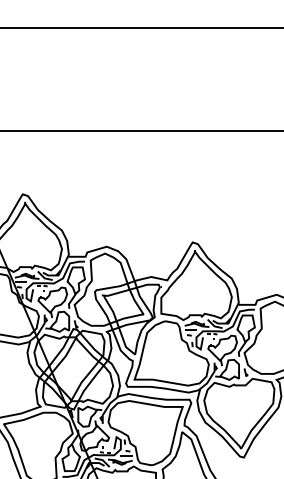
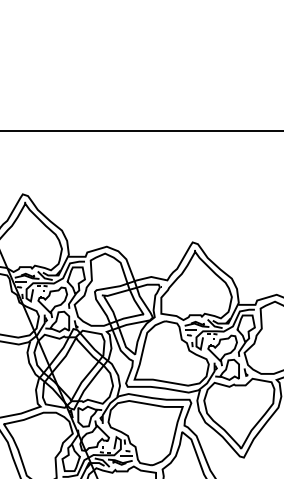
line: present -> none (141, 27)
